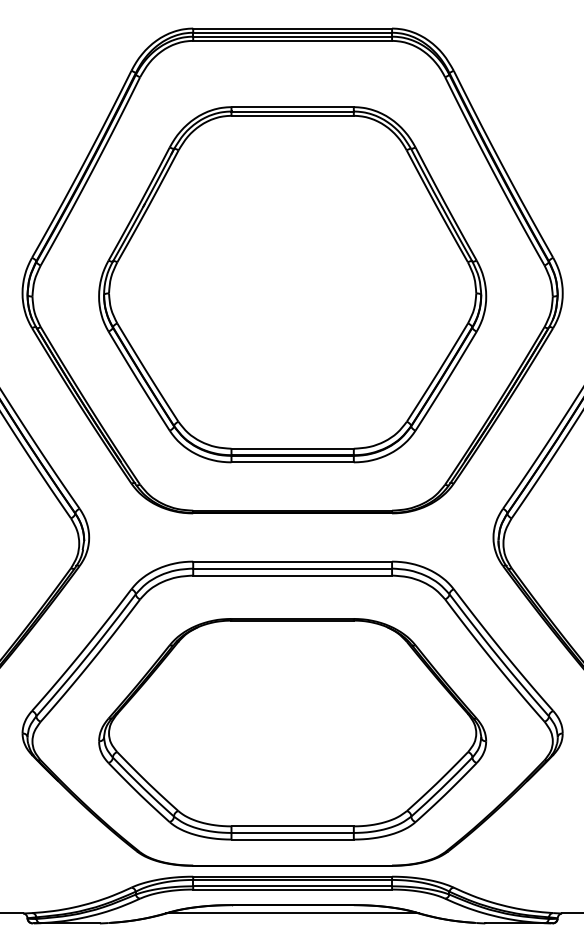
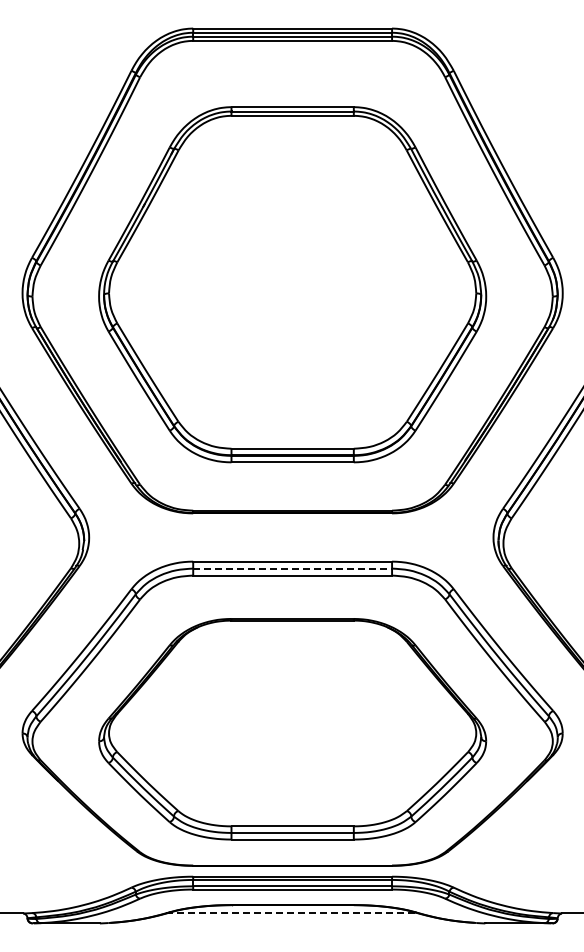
line: solid -> dashed (293, 568)
line: solid -> dashed (293, 913)
